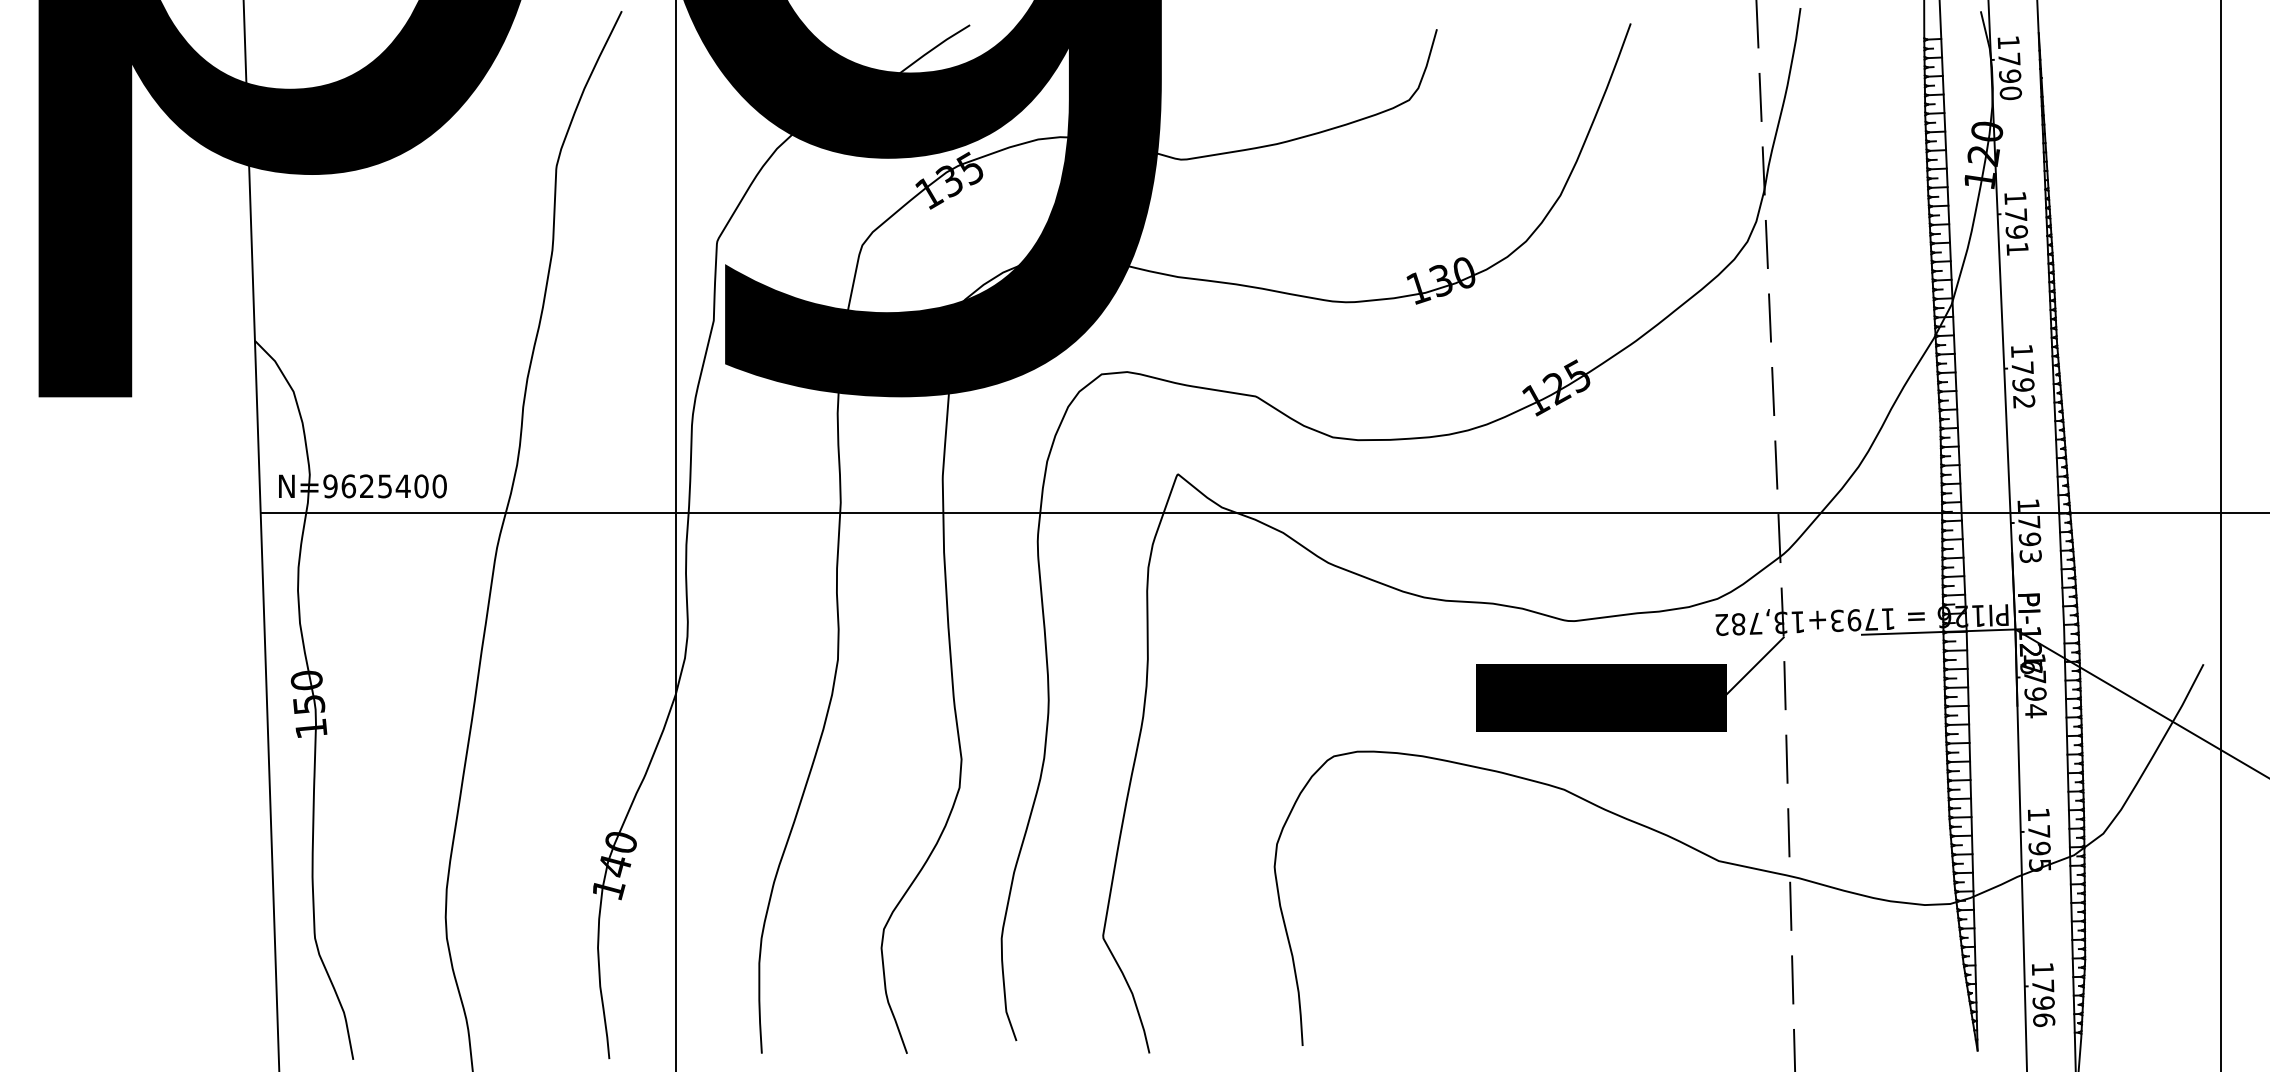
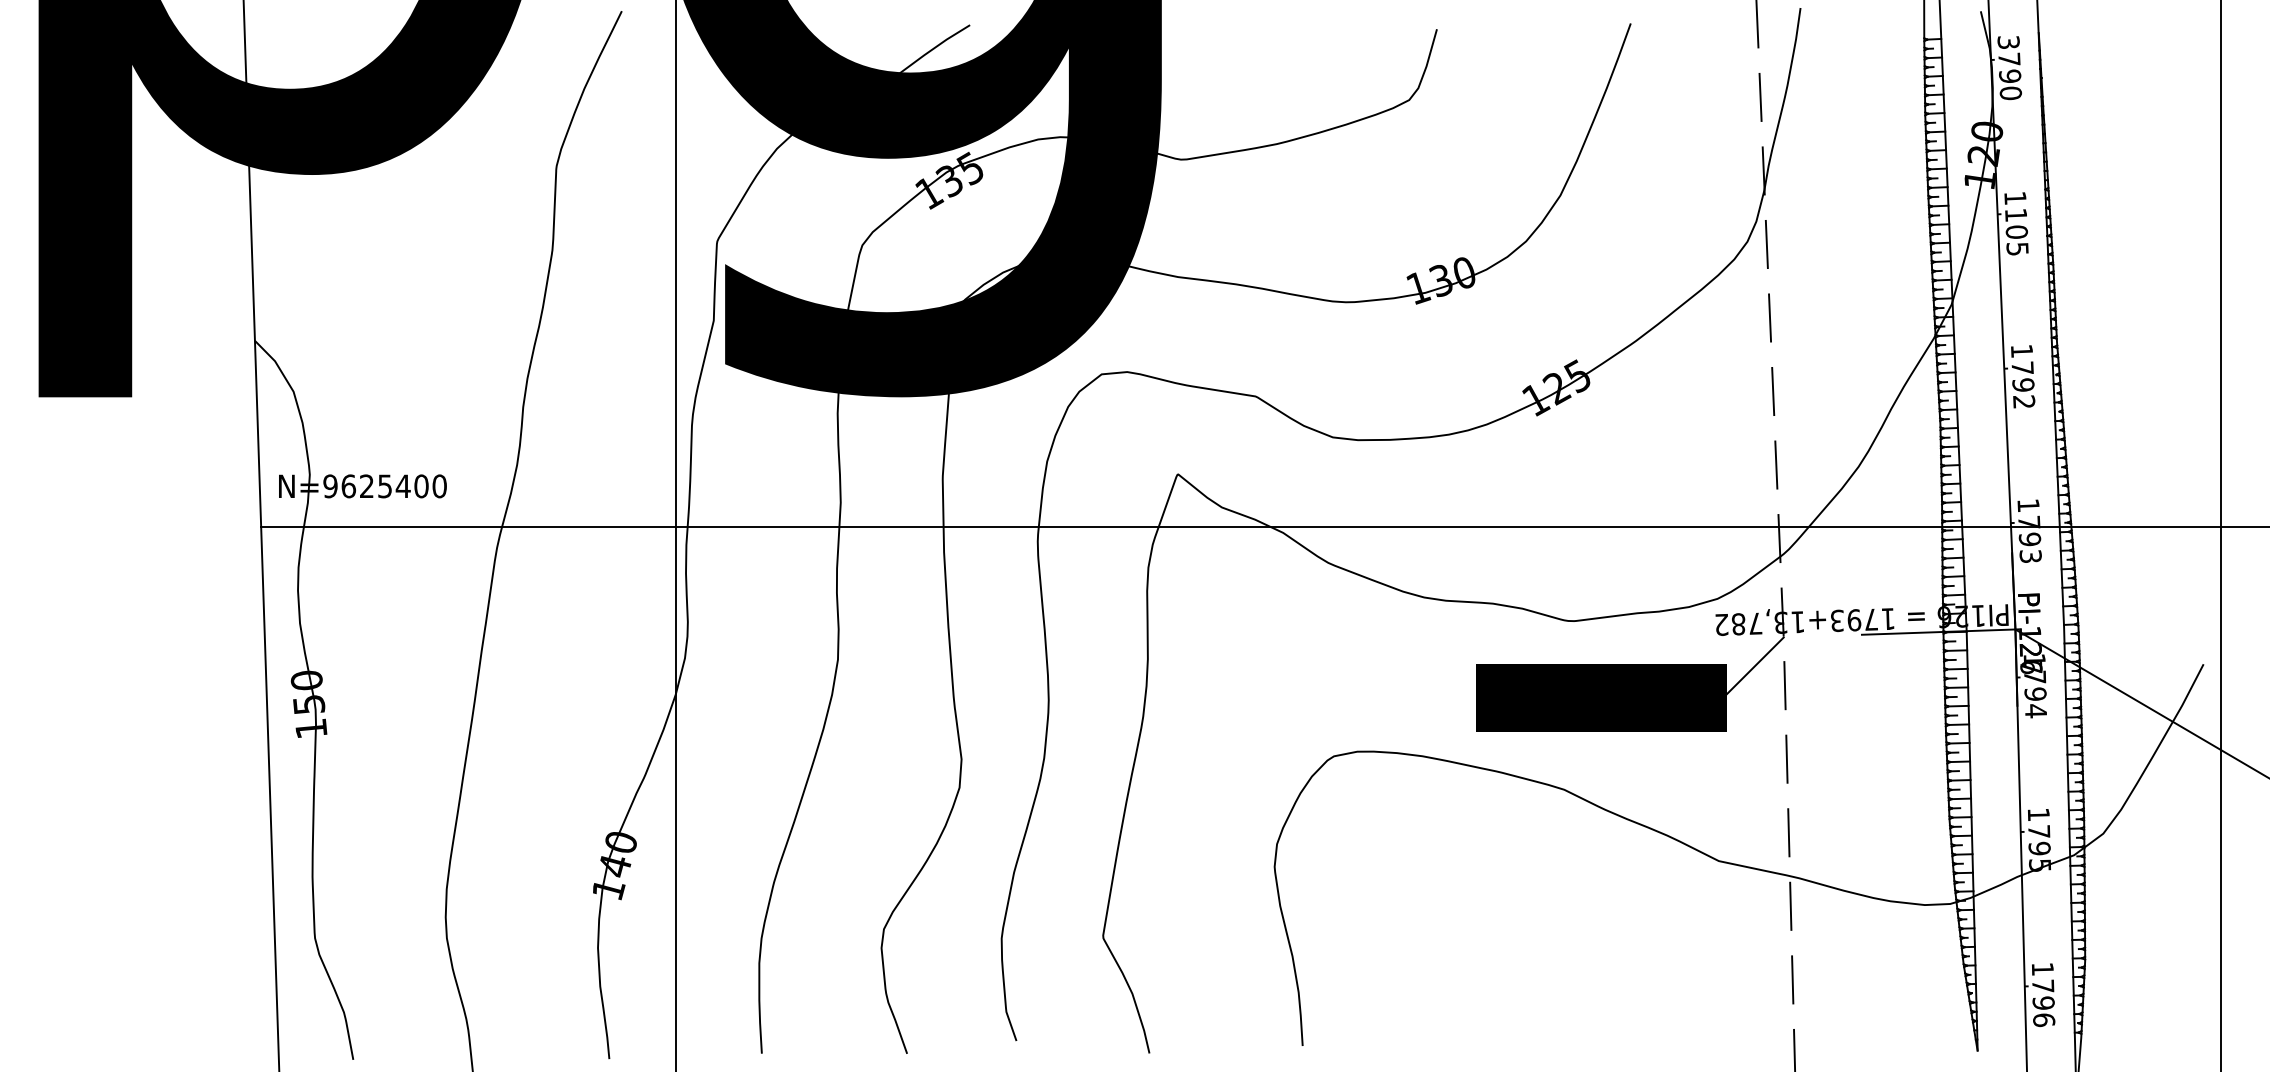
text: 1790 -> 3790 (2008, 42)
text: 1791 -> 1105 (2016, 231)
line position: (1263, 513) -> (1263, 527) (1263, 527)
